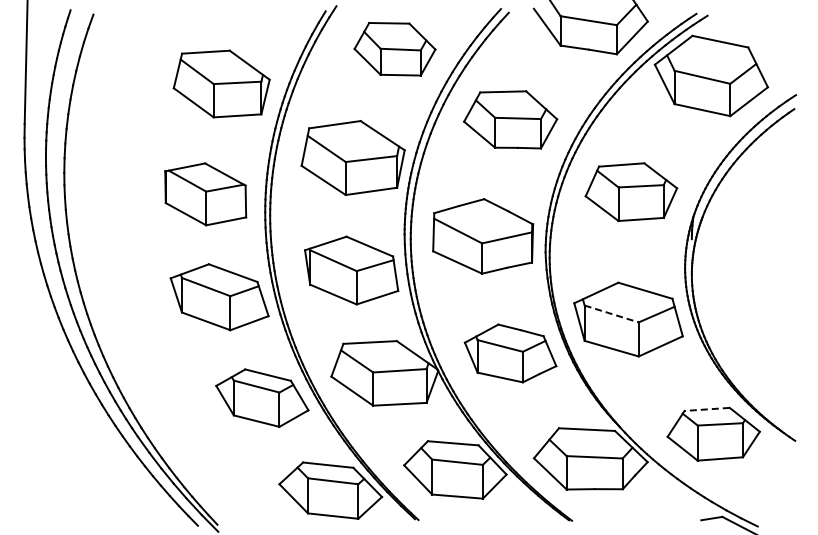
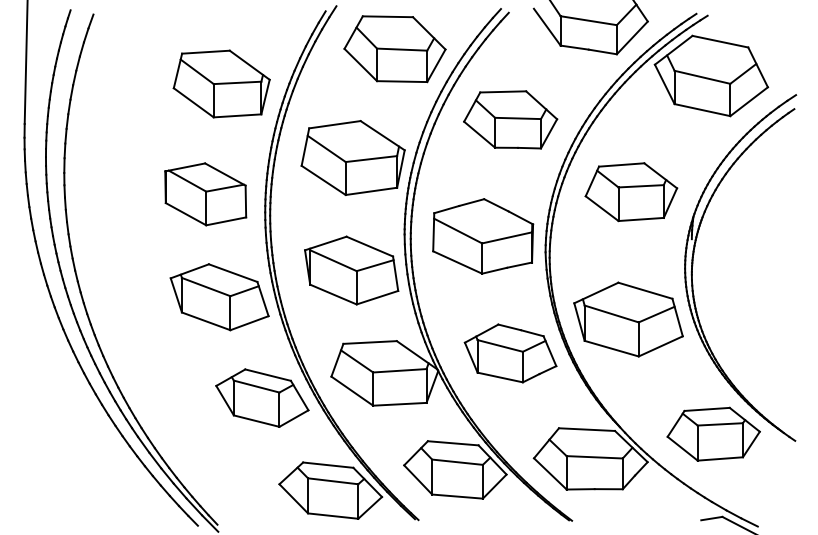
part size: 84x55 px -> 104x69 px (394, 49)
line: dashed -> solid (612, 314)
line: dashed -> solid (707, 409)
